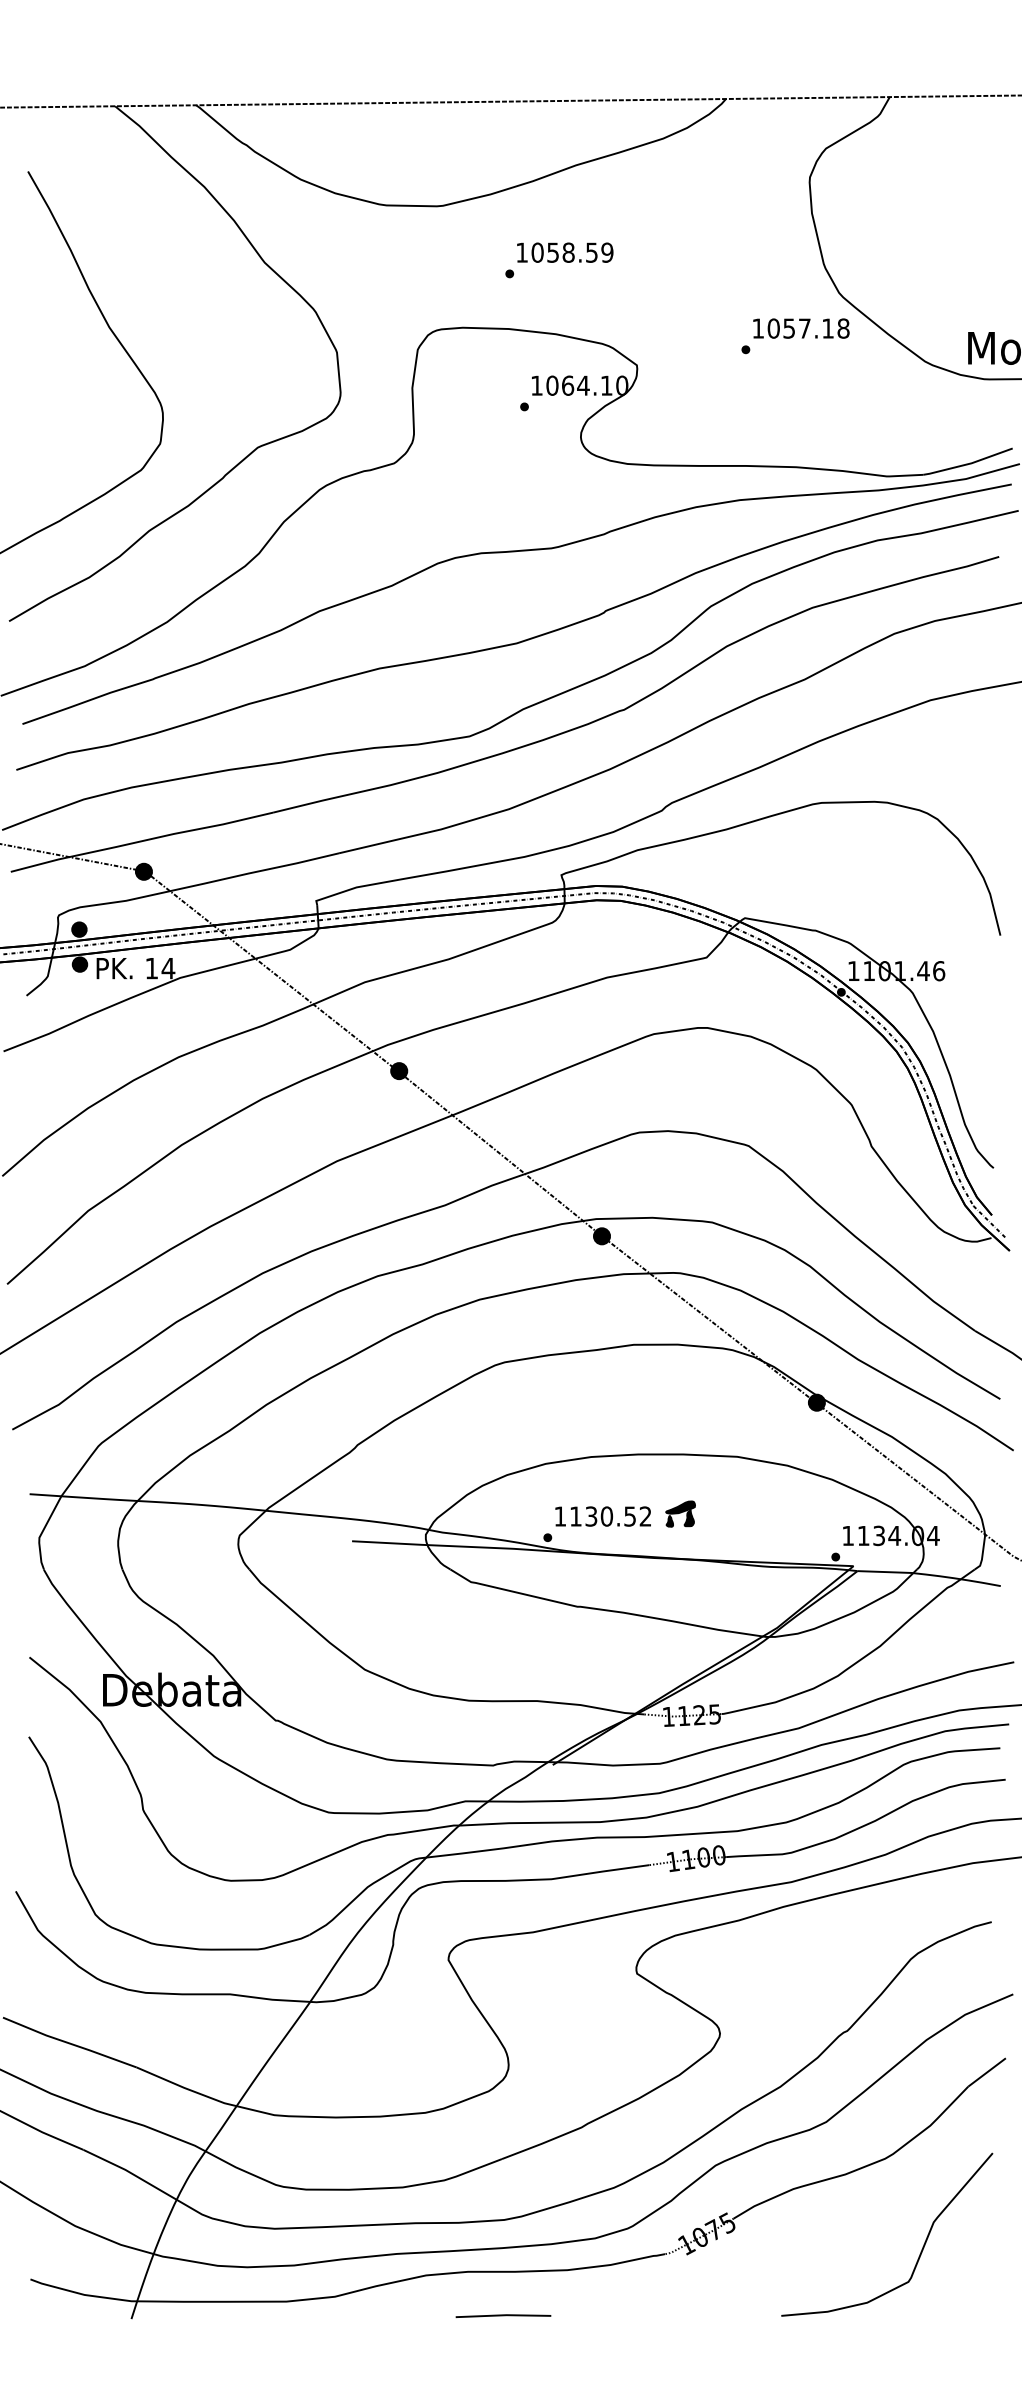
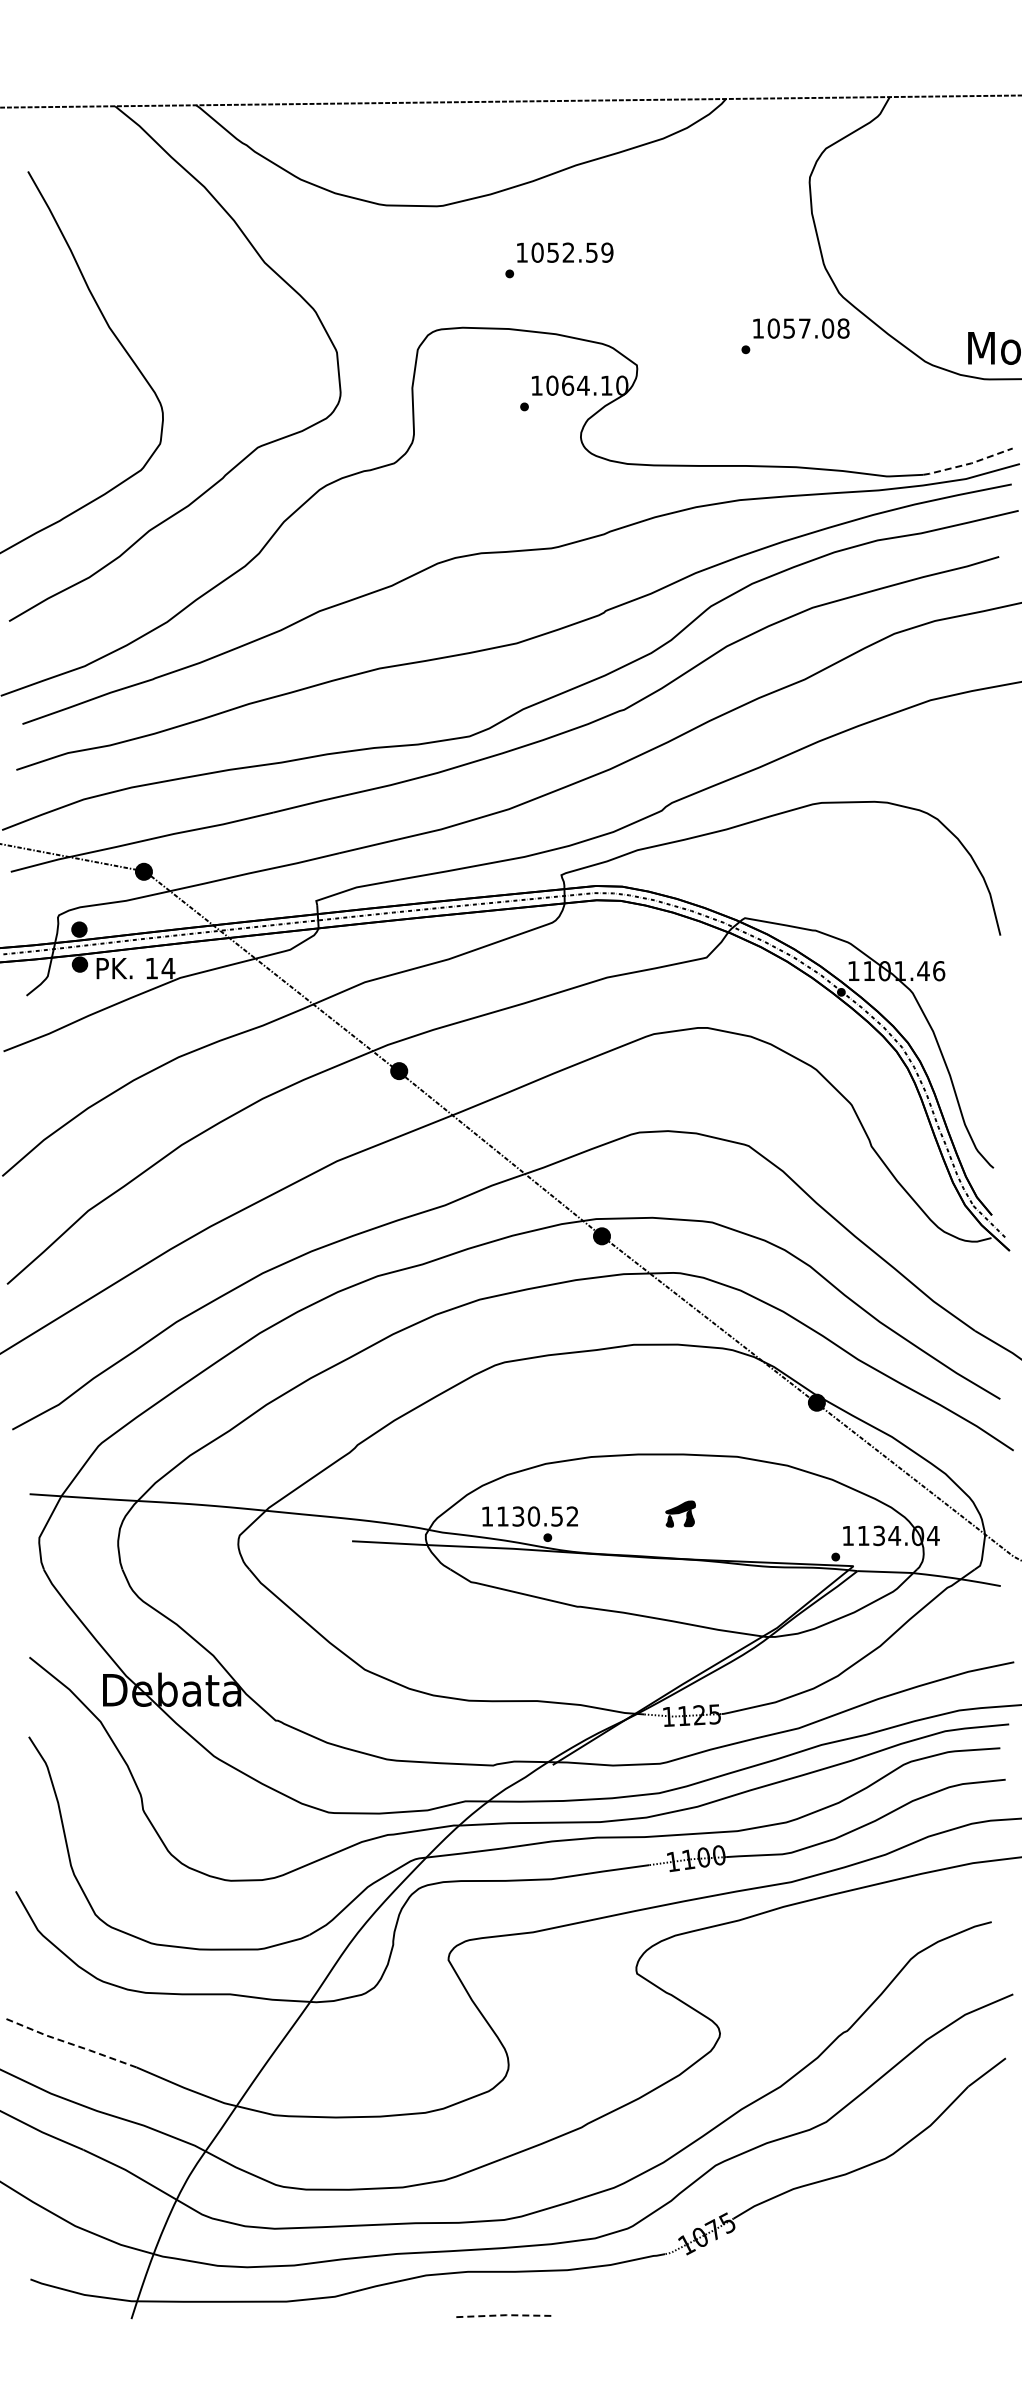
text: 1058.59 -> 1052.59 (568, 252)
text: 1057.18 -> 1057.08 (828, 328)
line: solid -> dashed (968, 464)
text position: (602, 1516) -> (529, 1516) (529, 1516)
line: solid -> dashed (69, 2043)
curve: present -> none (922, 2246)
line: solid -> dashed (503, 2315)
